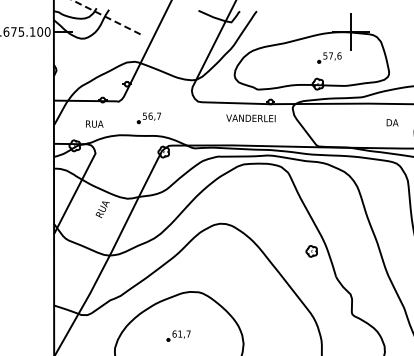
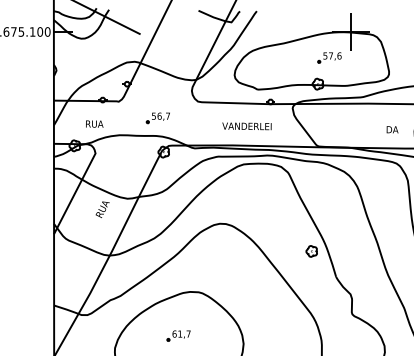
line: dashed -> solid (106, 17)
part position: (148, 118) -> (157, 118) (157, 118)
text position: (250, 118) -> (246, 126) (246, 126)
text position: (392, 122) -> (392, 129) (392, 129)
